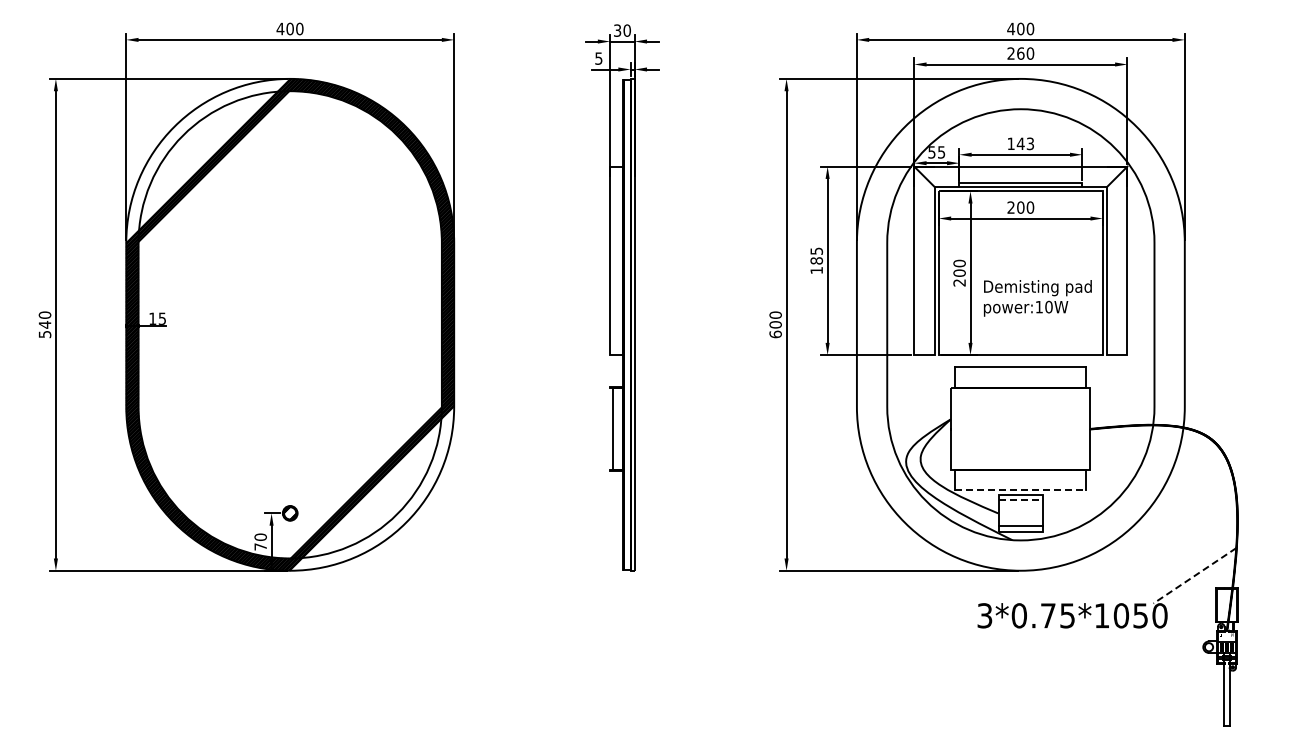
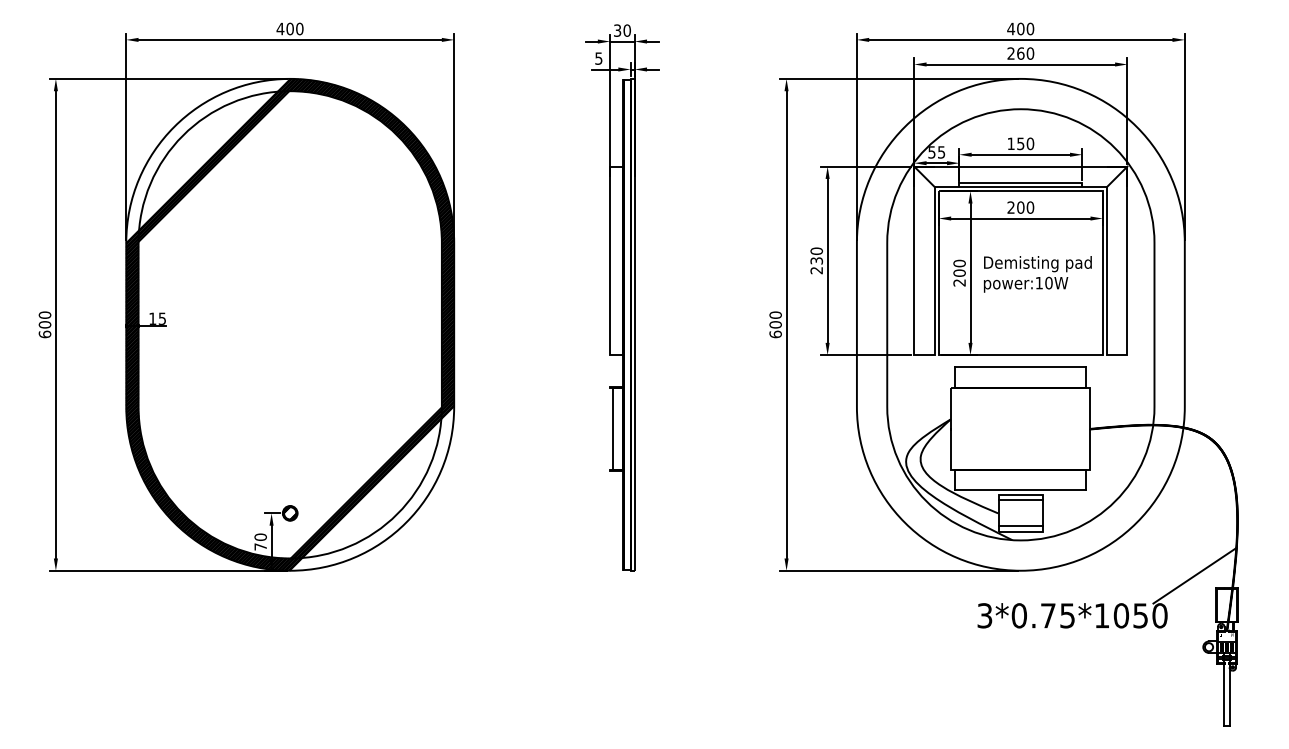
text: 143 -> 150 (1025, 143)
text: 185 -> 230 (816, 260)
text position: (1037, 298) -> (1037, 274) (1037, 274)
text: 540 -> 600 (44, 329)
line: dashed -> solid (1020, 490)
line: dashed -> solid (1020, 500)
line: dashed -> solid (1194, 575)
